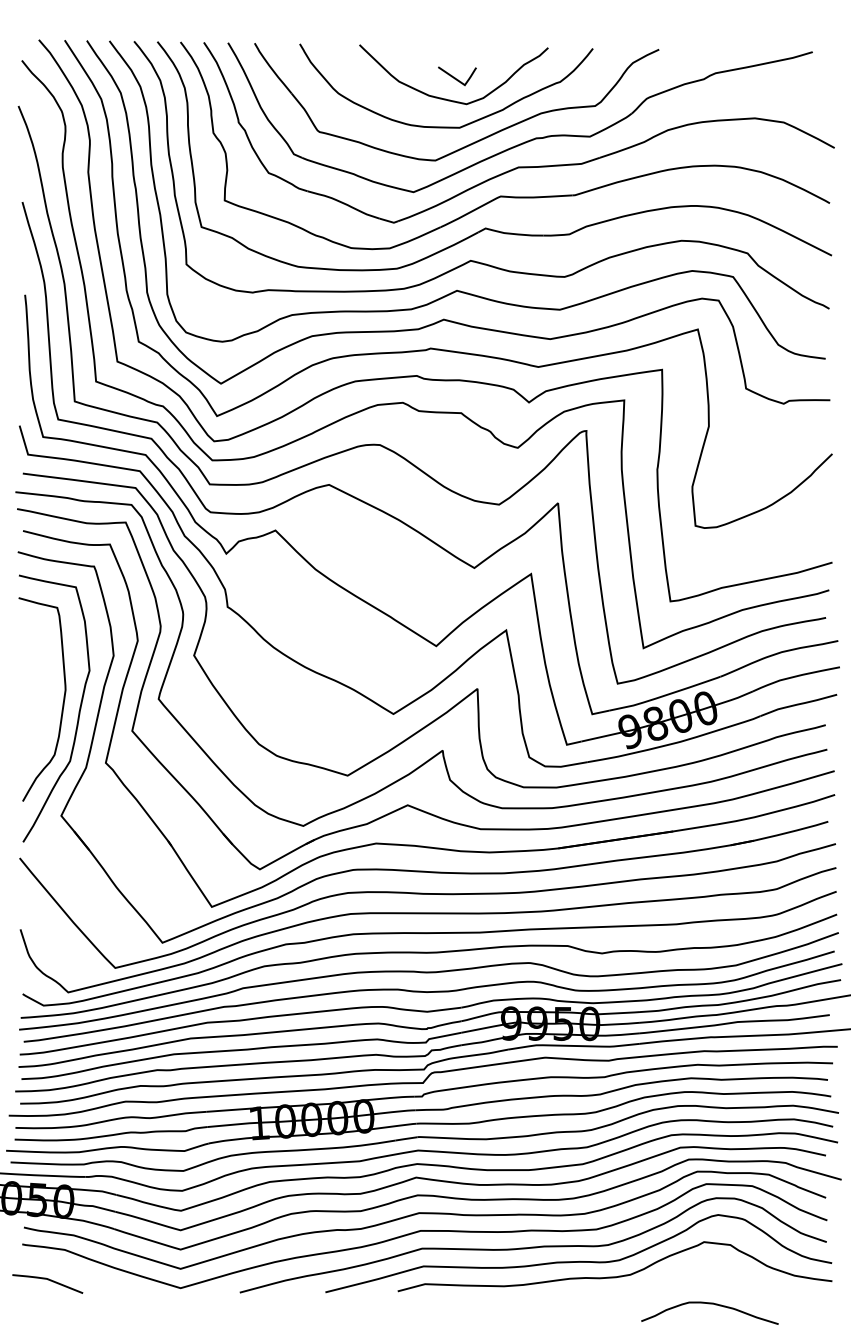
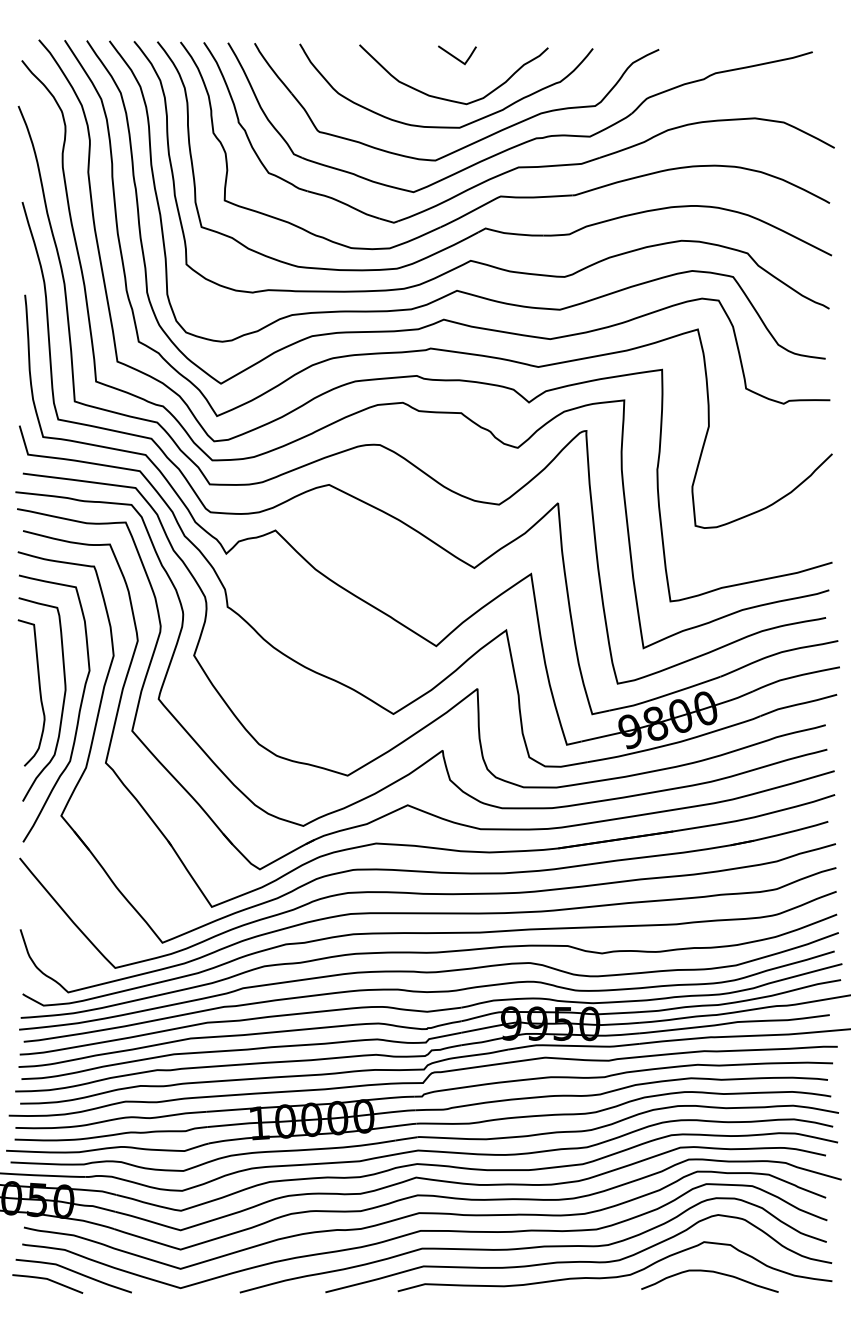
curve position: (455, 77) -> (455, 56) (455, 56)
curve: none -> present (39, 692)
curve: none -> present (75, 1273)
curve position: (709, 1304) -> (709, 1272) (709, 1272)
